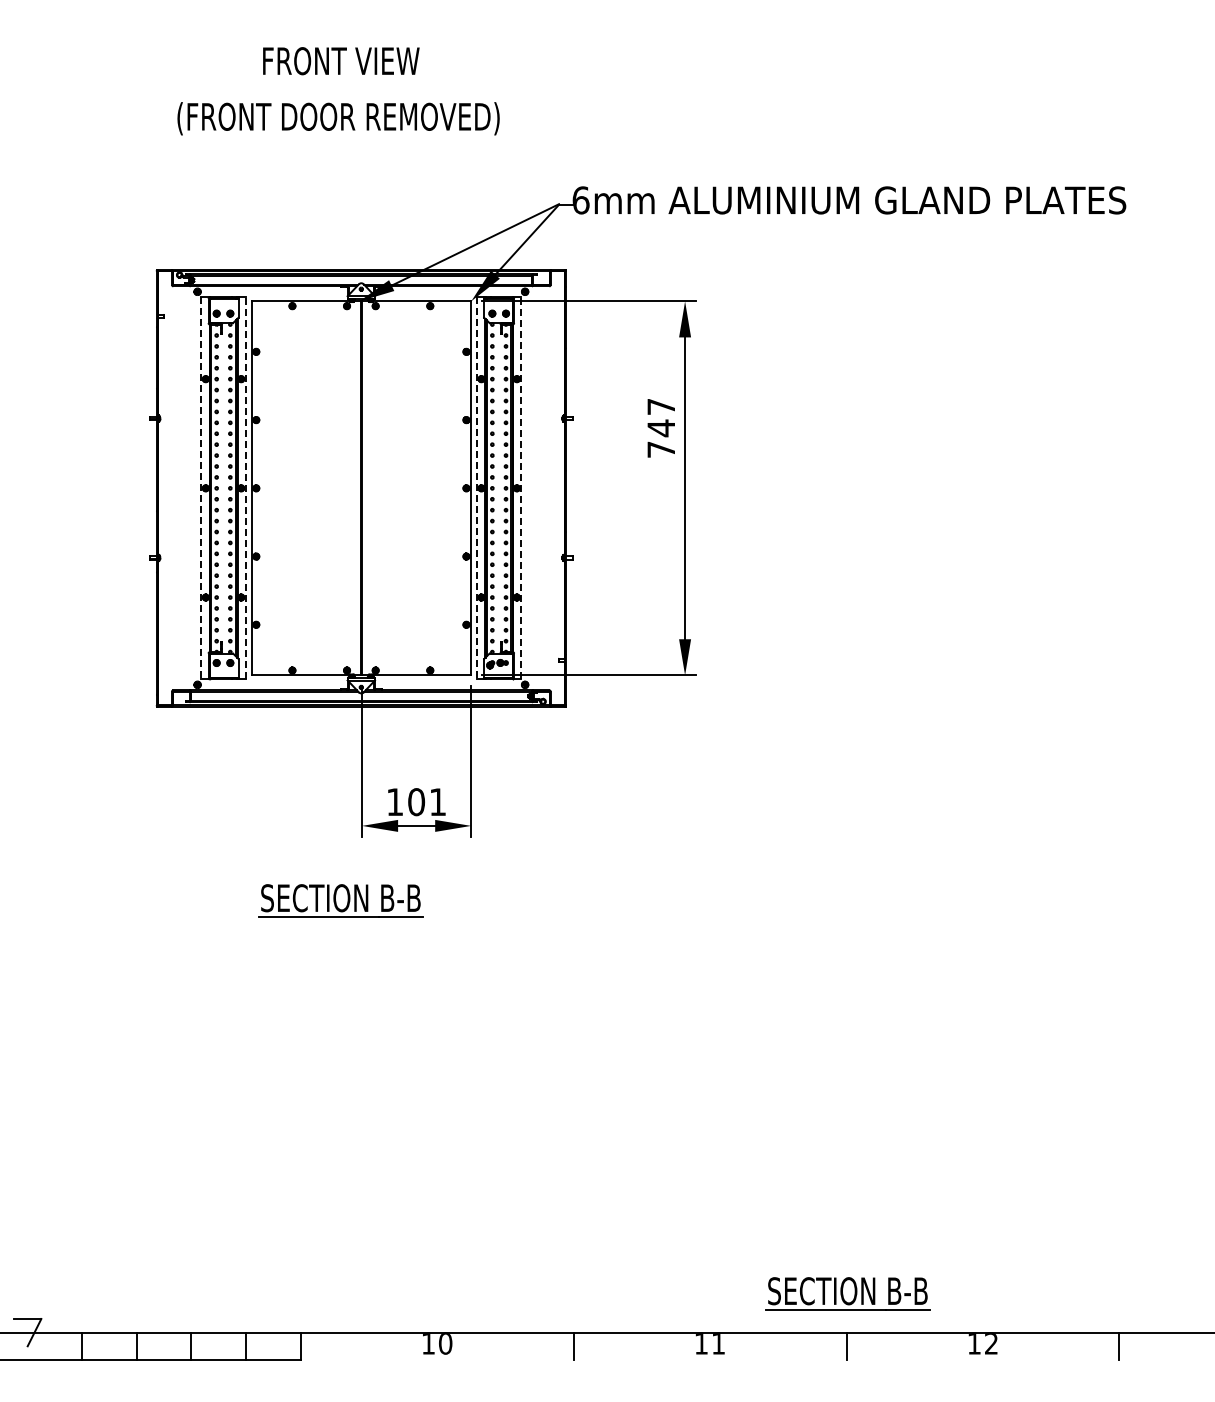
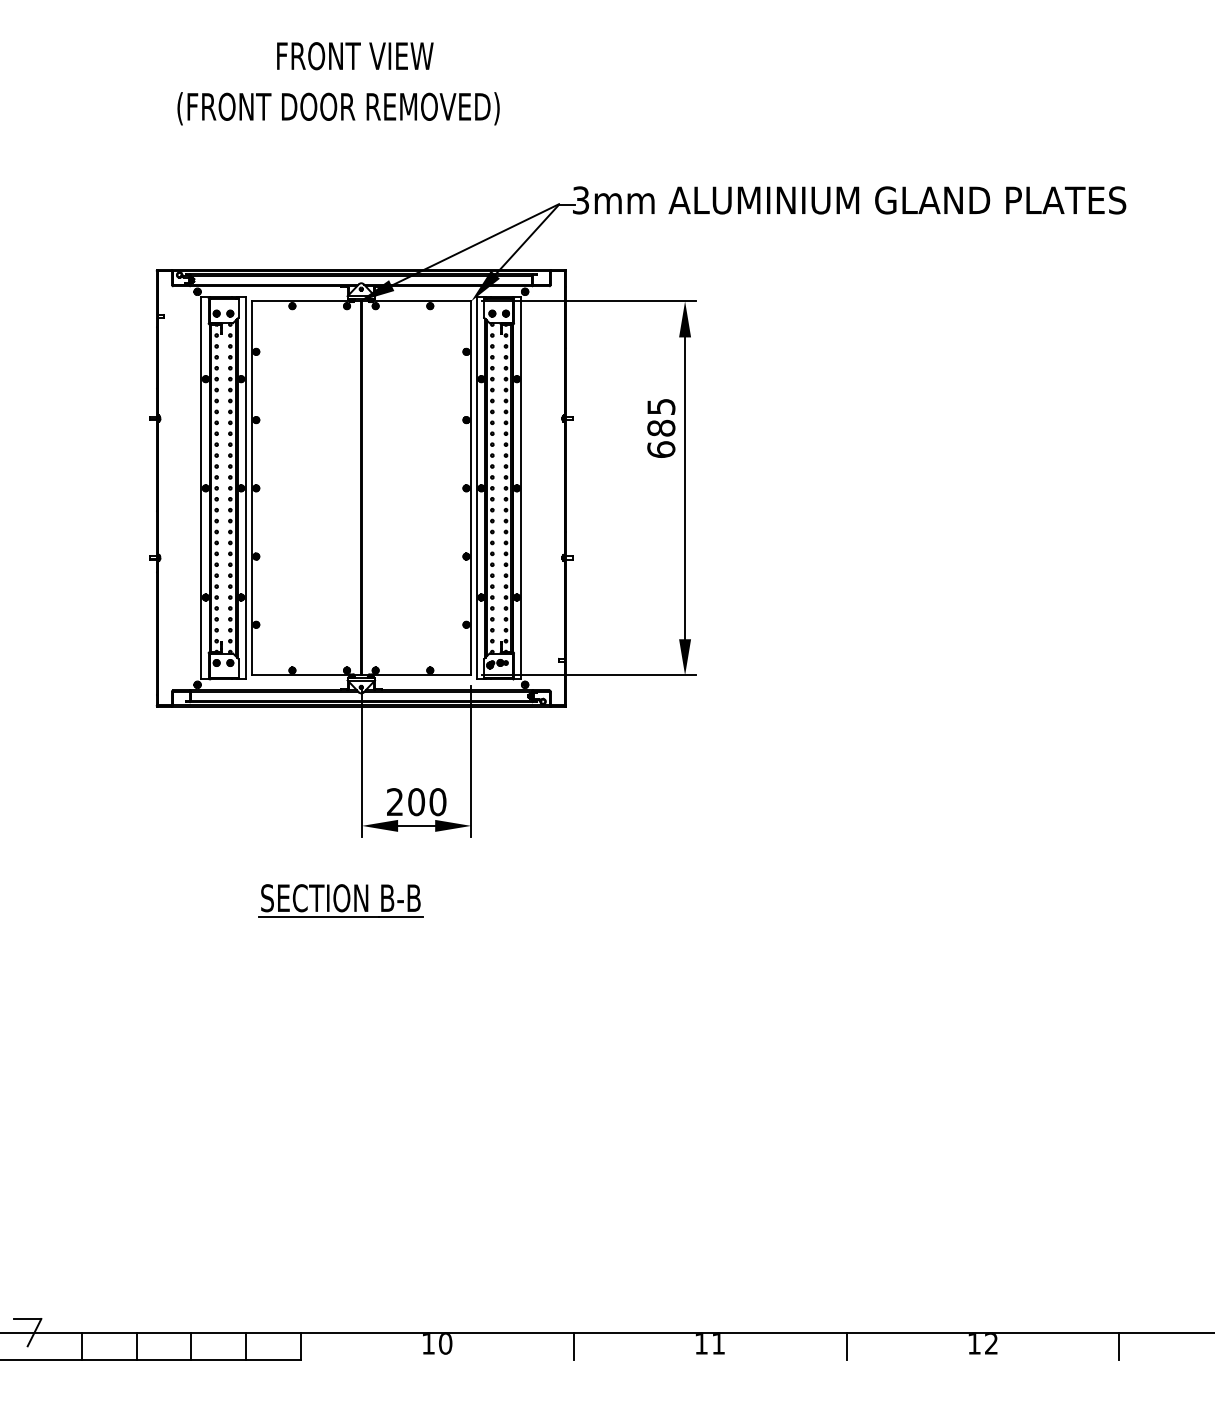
text position: (341, 61) -> (355, 56) (355, 56)
text position: (338, 118) -> (338, 108) (338, 108)
text: 6mm -> 3mm (580, 200)
text: 747 -> 685 (661, 428)
line: dashed -> solid (245, 487)
line: dashed -> solid (521, 487)
line: dashed -> solid (201, 488)
line: dashed -> solid (477, 488)
text: 101 -> 200 (416, 802)
part: present -> none (847, 1293)
